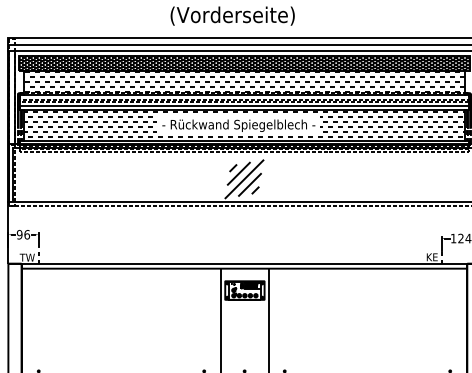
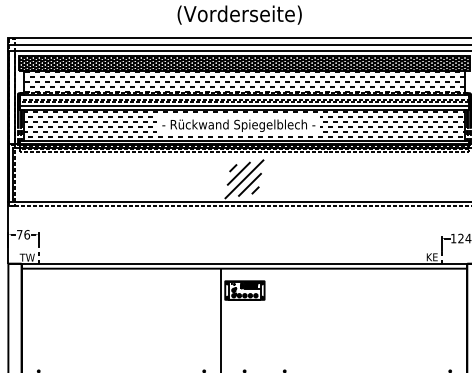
text position: (232, 15) -> (239, 14) (239, 14)
text: 96 -> 76 (19, 234)
line: present -> none (268, 318)
